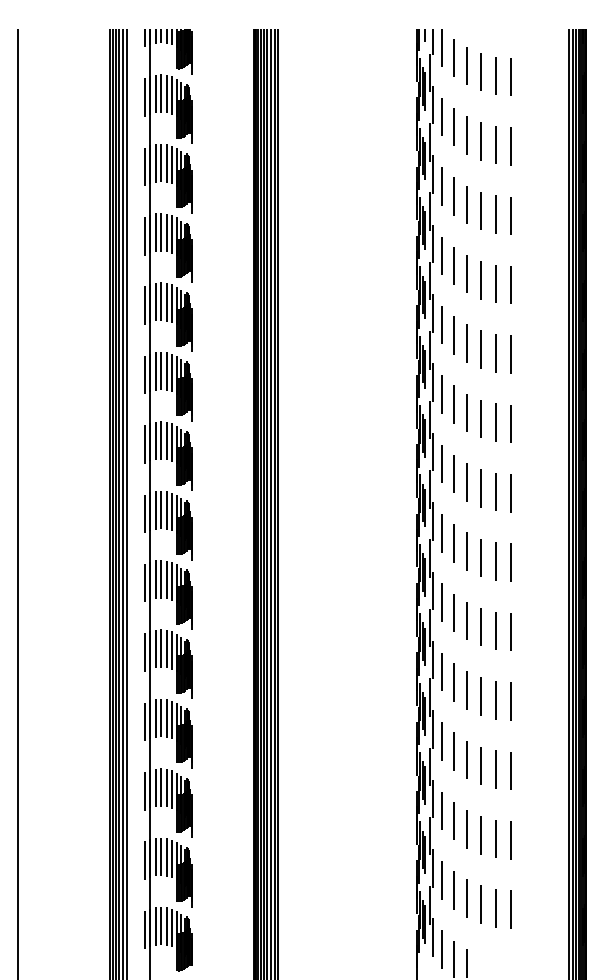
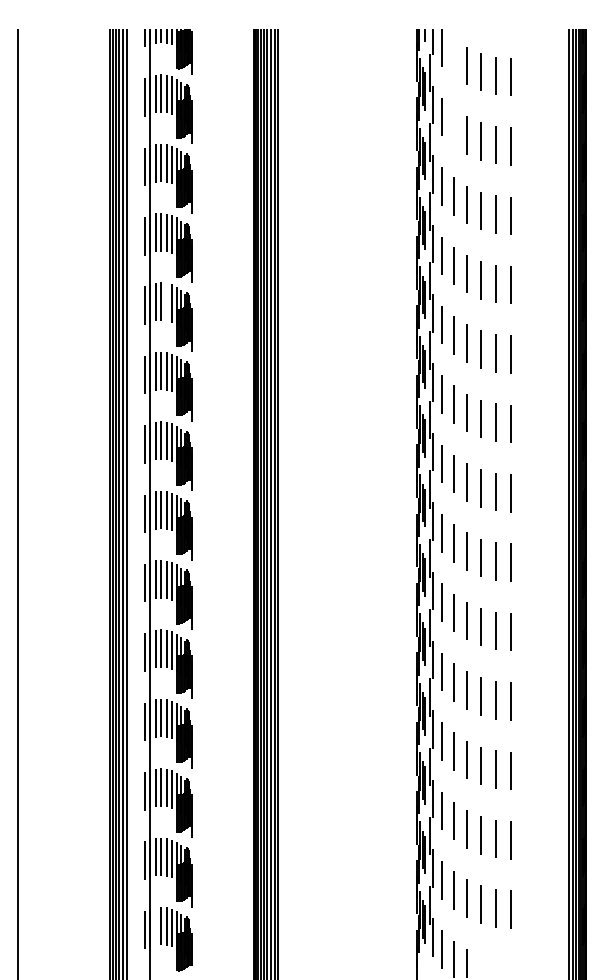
line: present -> none (453, 57)
line: present -> none (453, 126)
line: present -> none (166, 302)
line: present -> none (155, 926)
